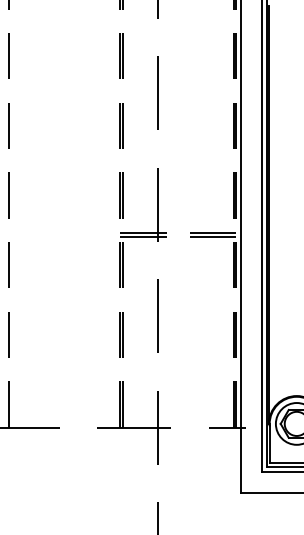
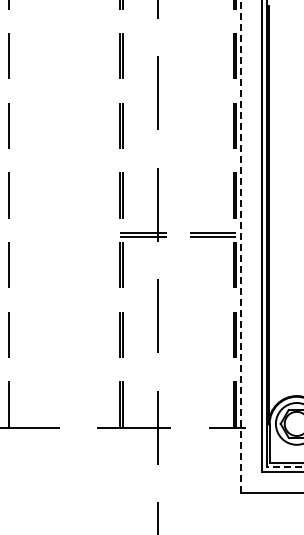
line: solid -> dashed (241, 246)
line: solid -> dashed (284, 467)
